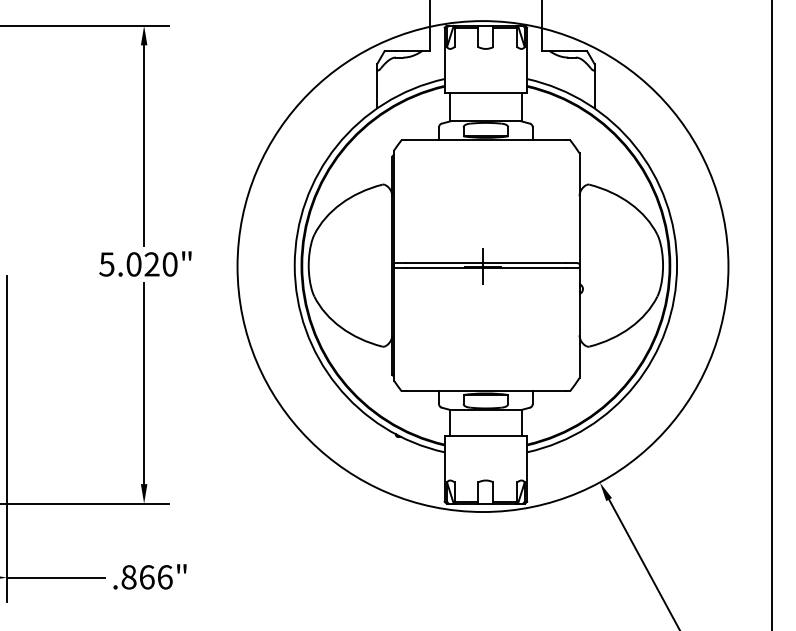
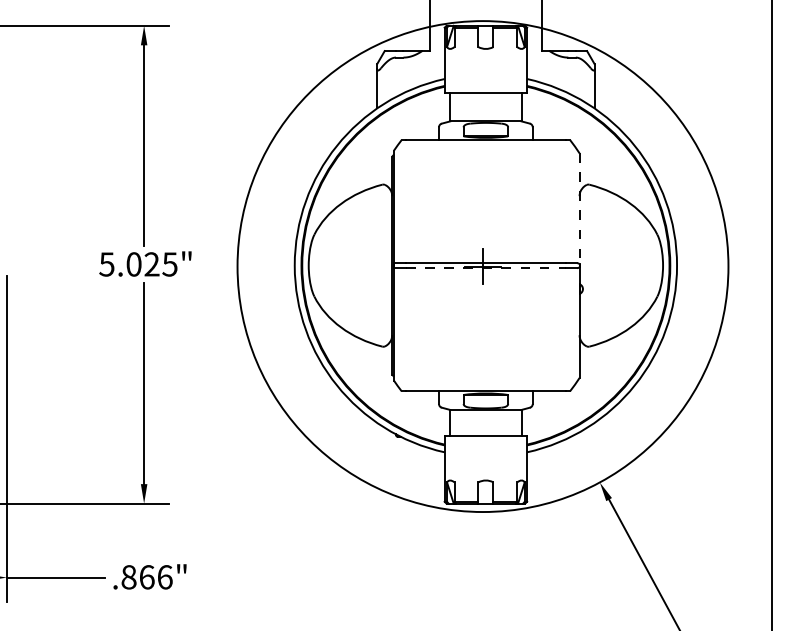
line: solid -> dashed (579, 209)
text: 5.020" -> 5.025" (169, 264)
line: solid -> dashed (485, 268)
